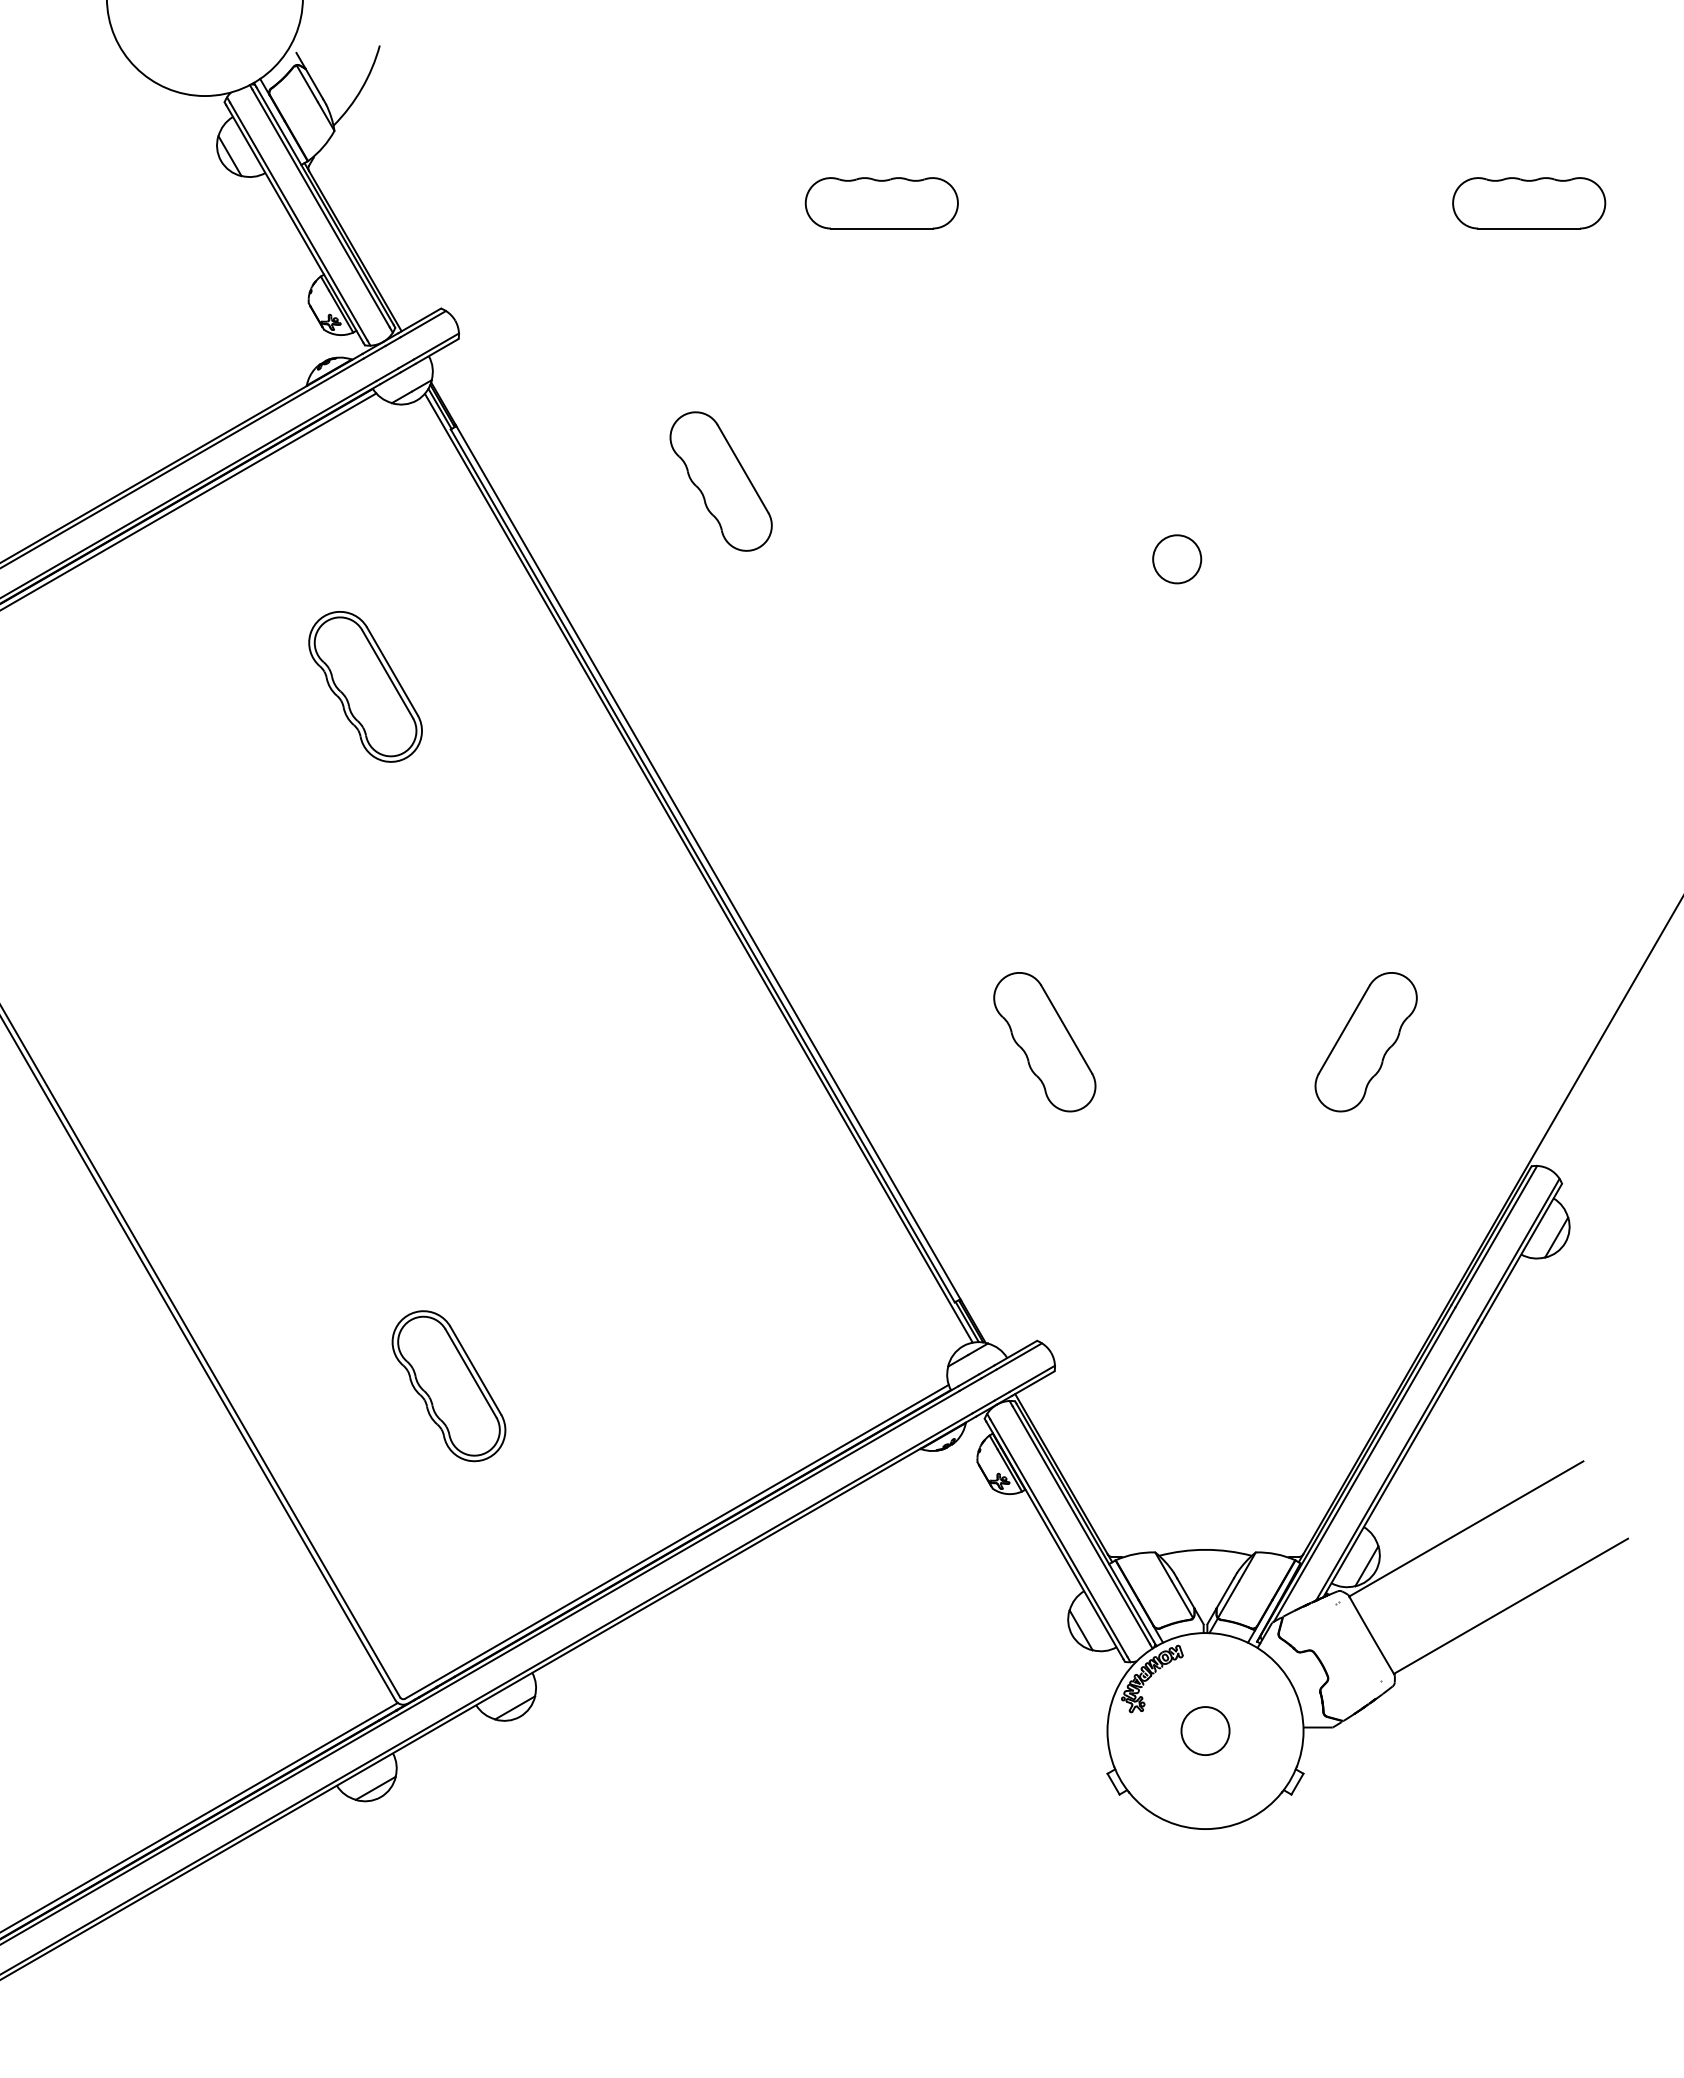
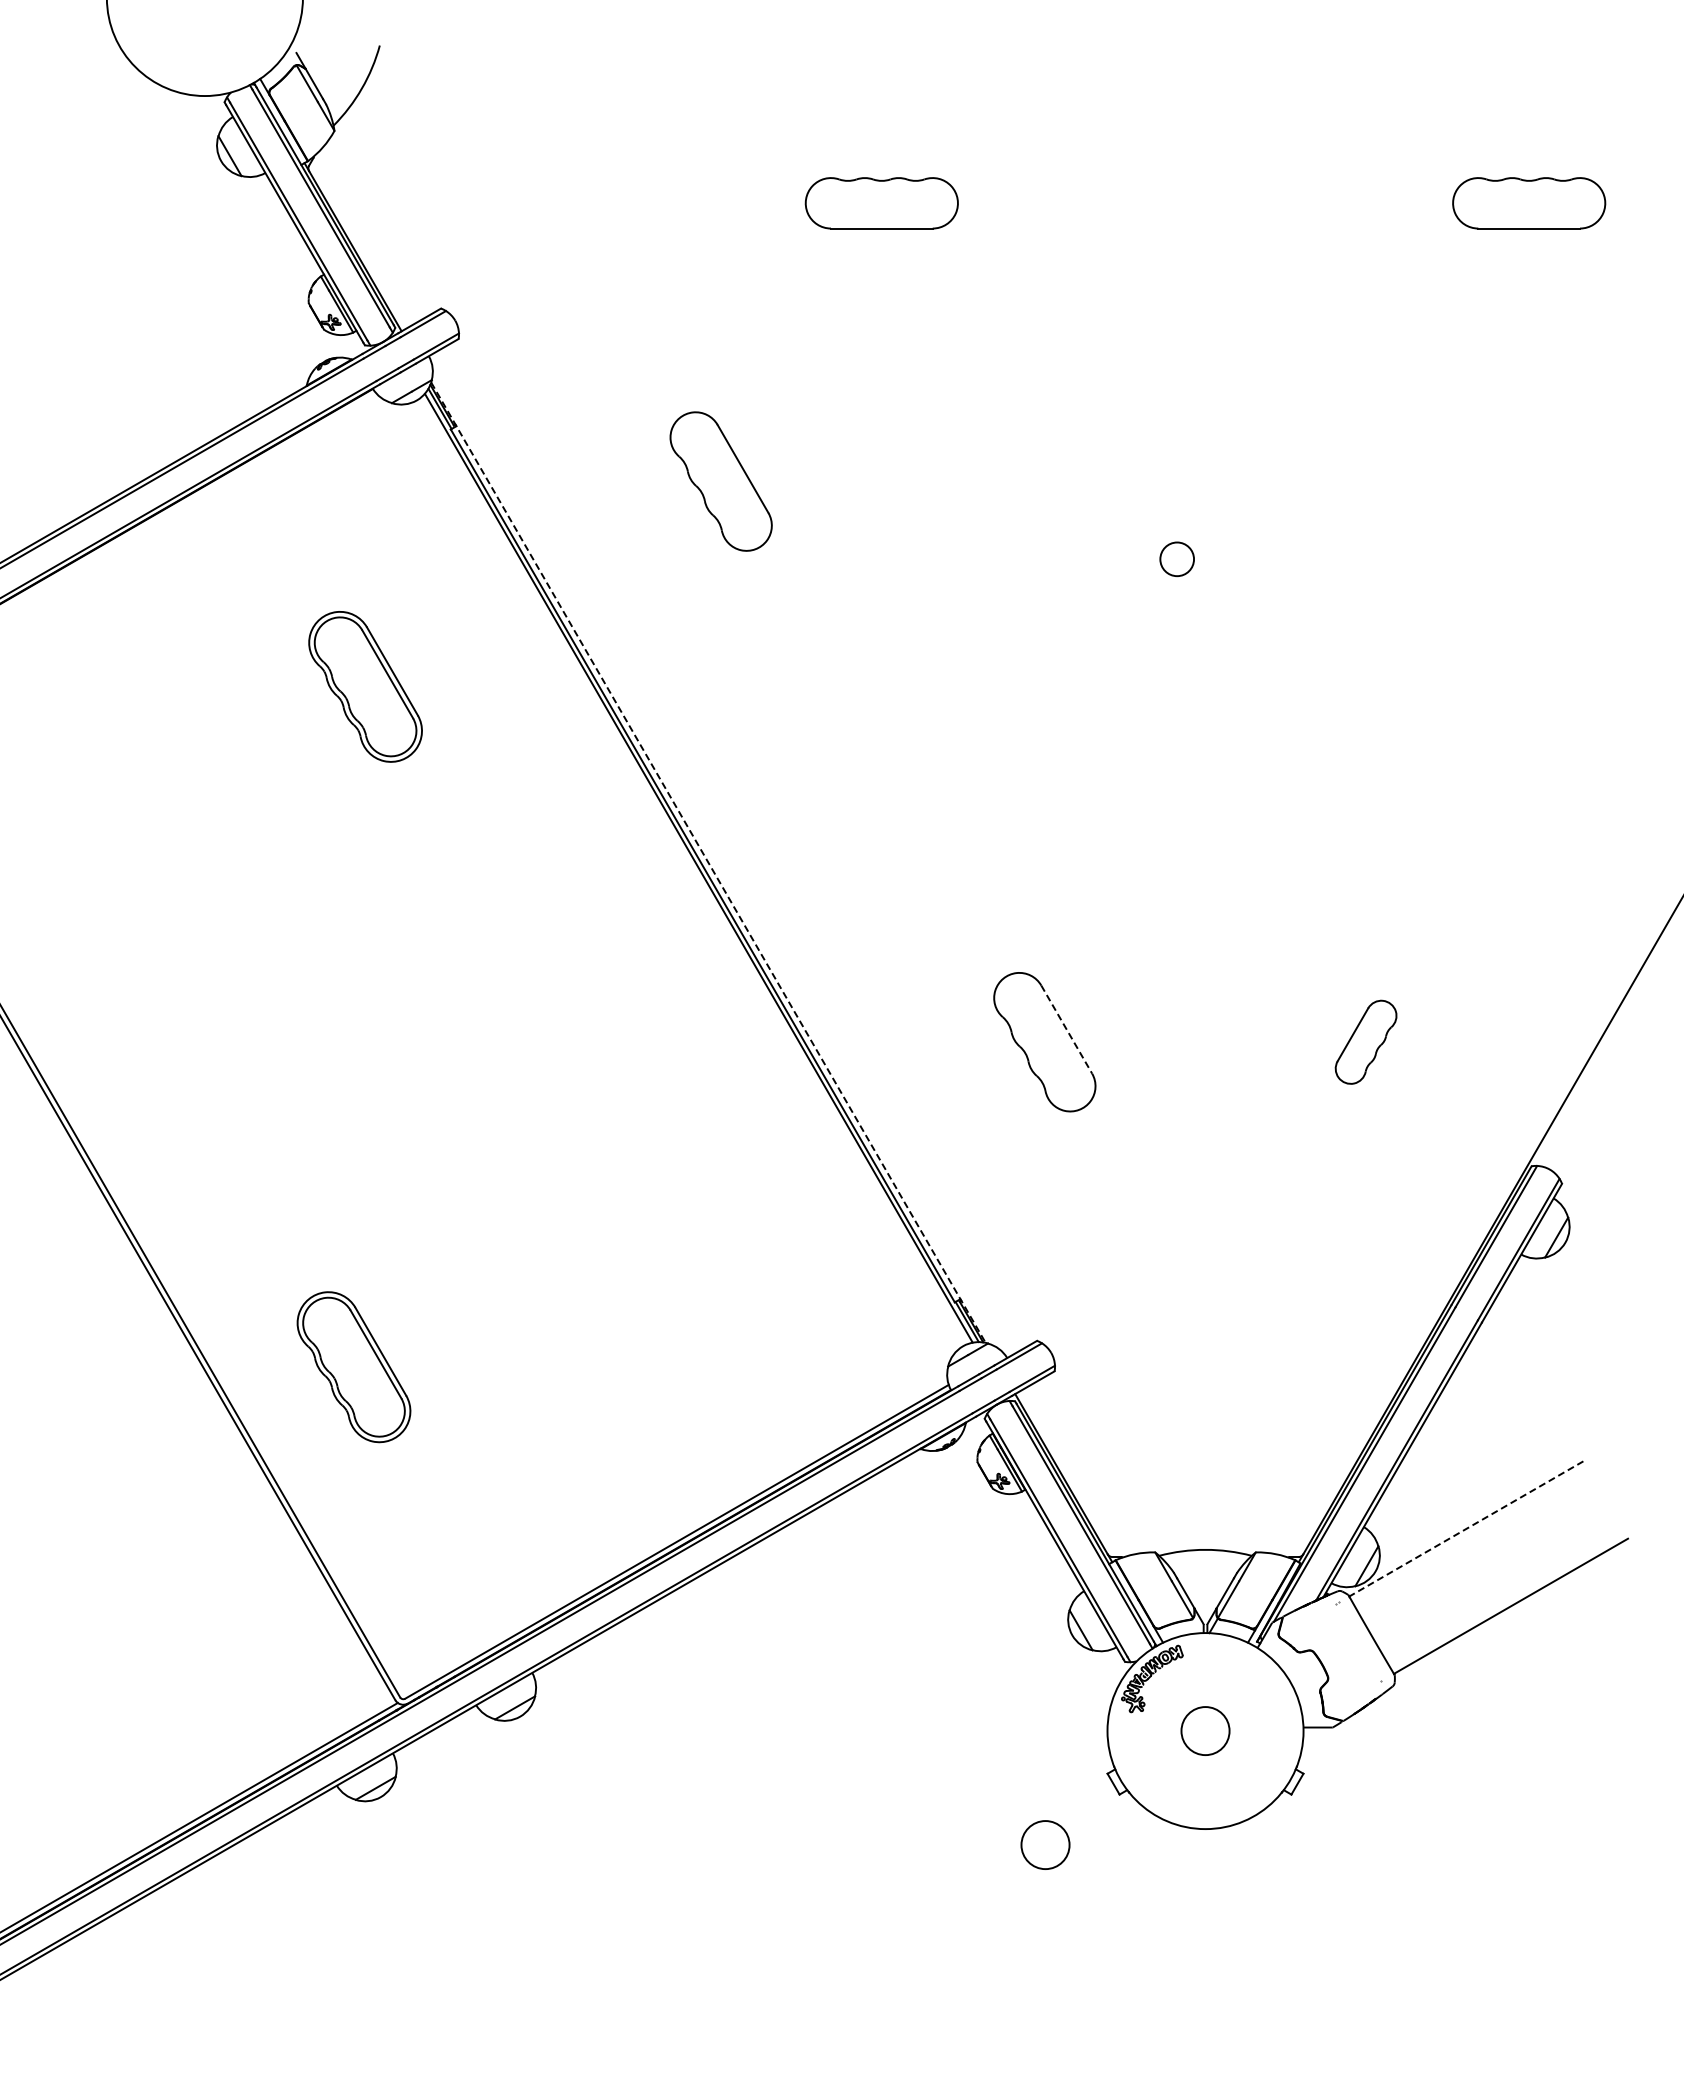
line: present -> none (189, 501)
circle diameter: 48 px -> 34 px (1177, 559)
line: solid -> dashed (708, 863)
line: solid -> dashed (1066, 1029)
part size: 104x141 px -> 64x86 px (1365, 1041)
part position: (448, 1386) -> (353, 1367) (353, 1367)
line: solid -> dashed (1465, 1529)
circle: none -> present (1045, 1844)
